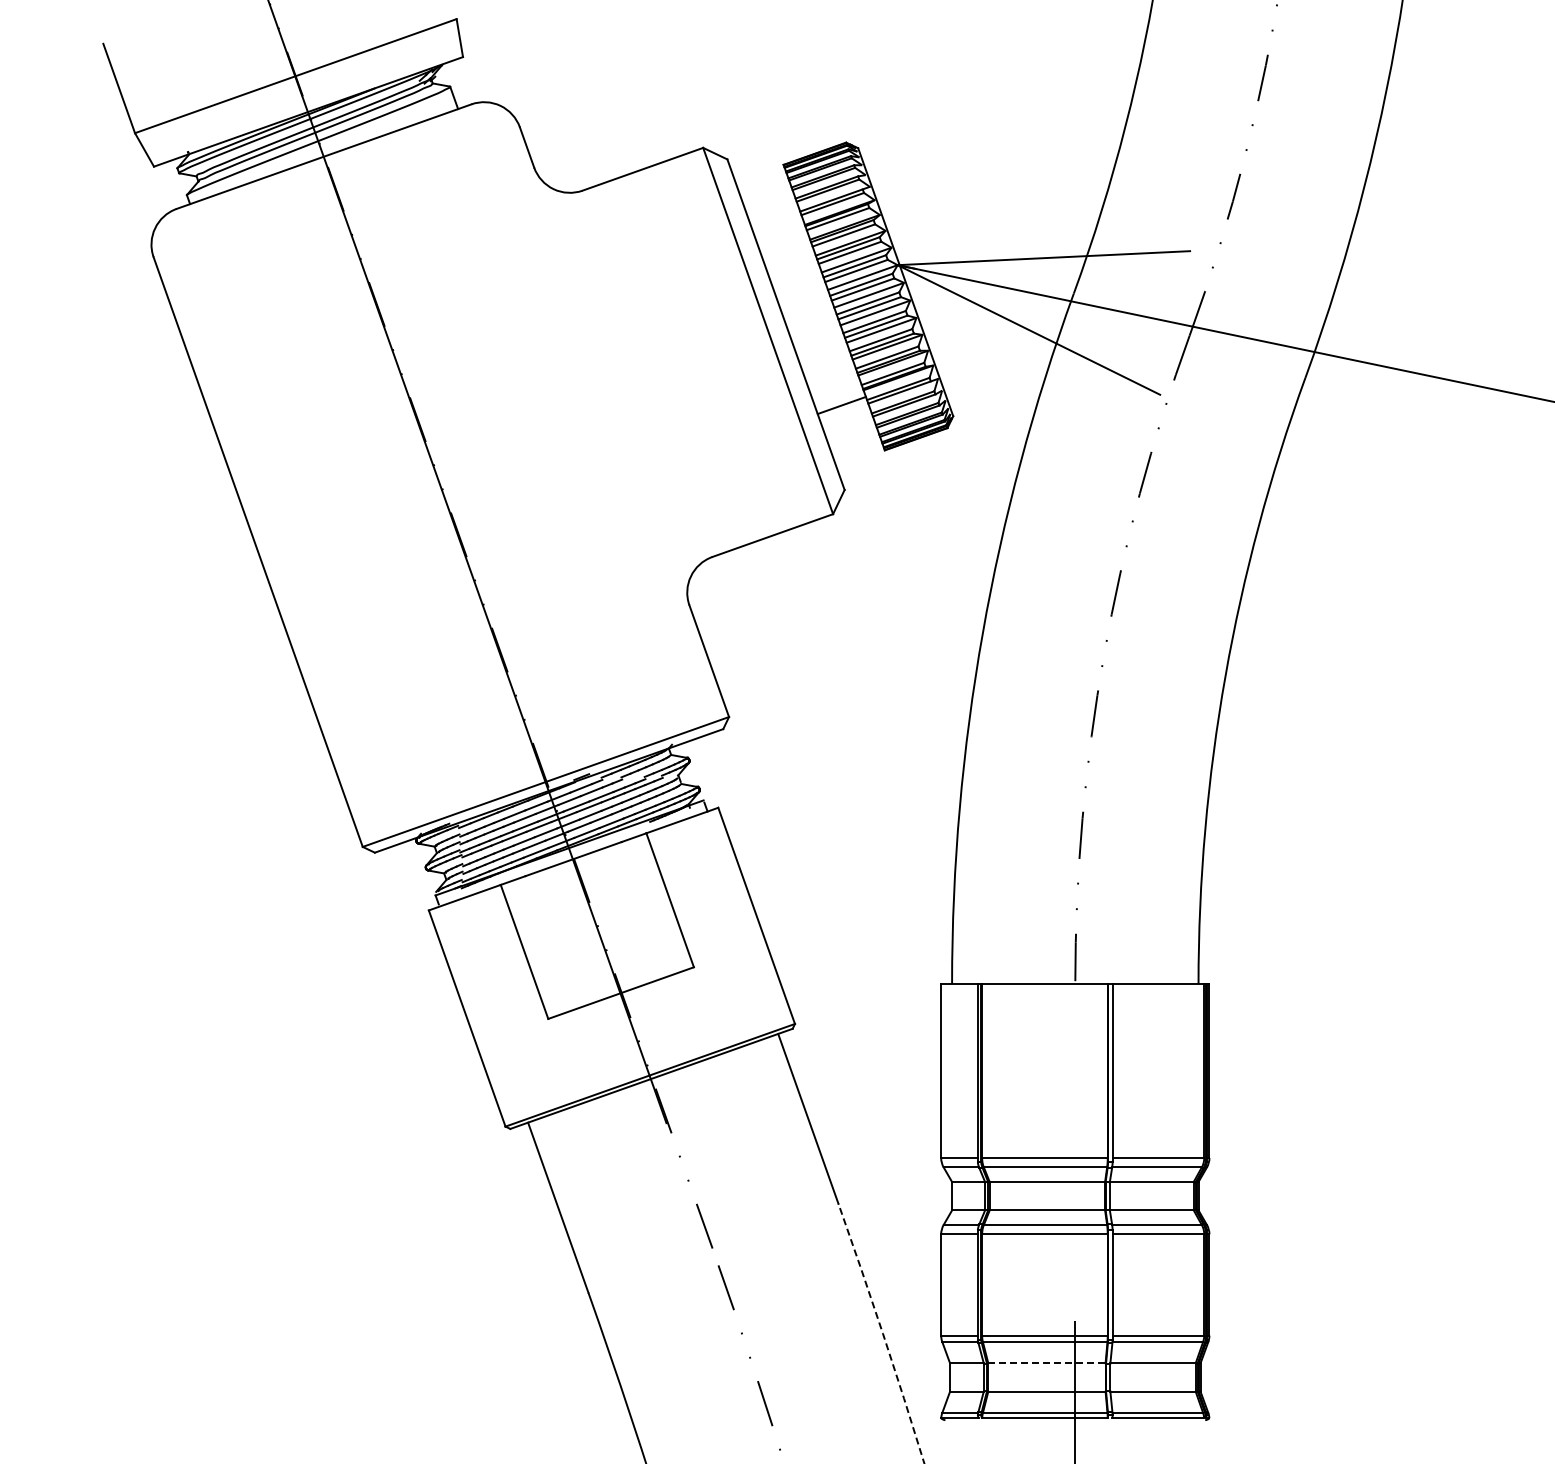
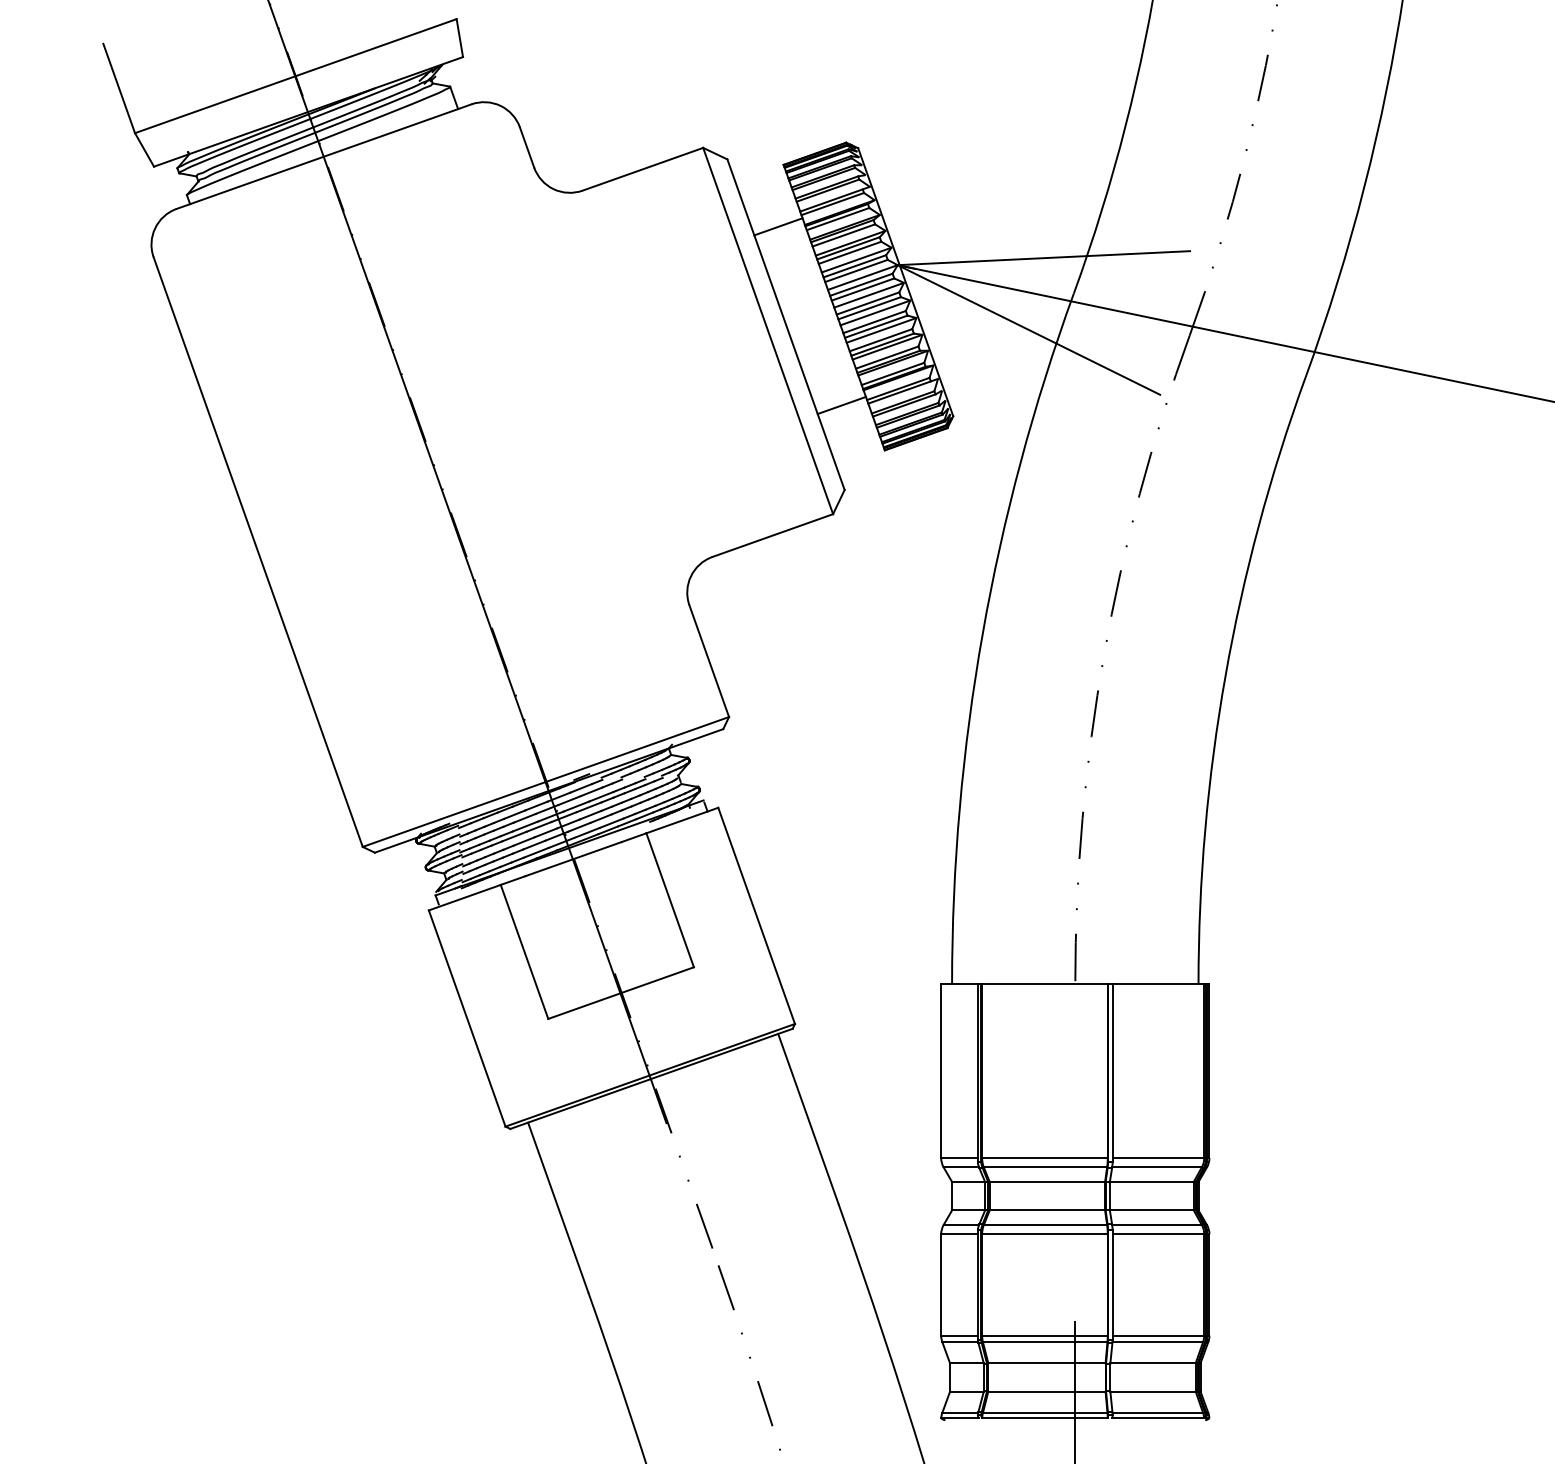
line: none -> present (778, 226)
arc: dashed -> solid (882, 1333)
line: dashed -> solid (1046, 1363)
